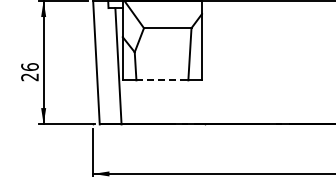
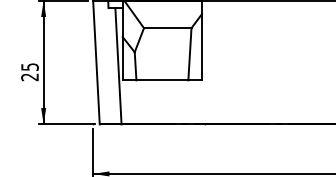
text: 26 -> 25 (29, 66)
line: dashed -> solid (162, 80)
